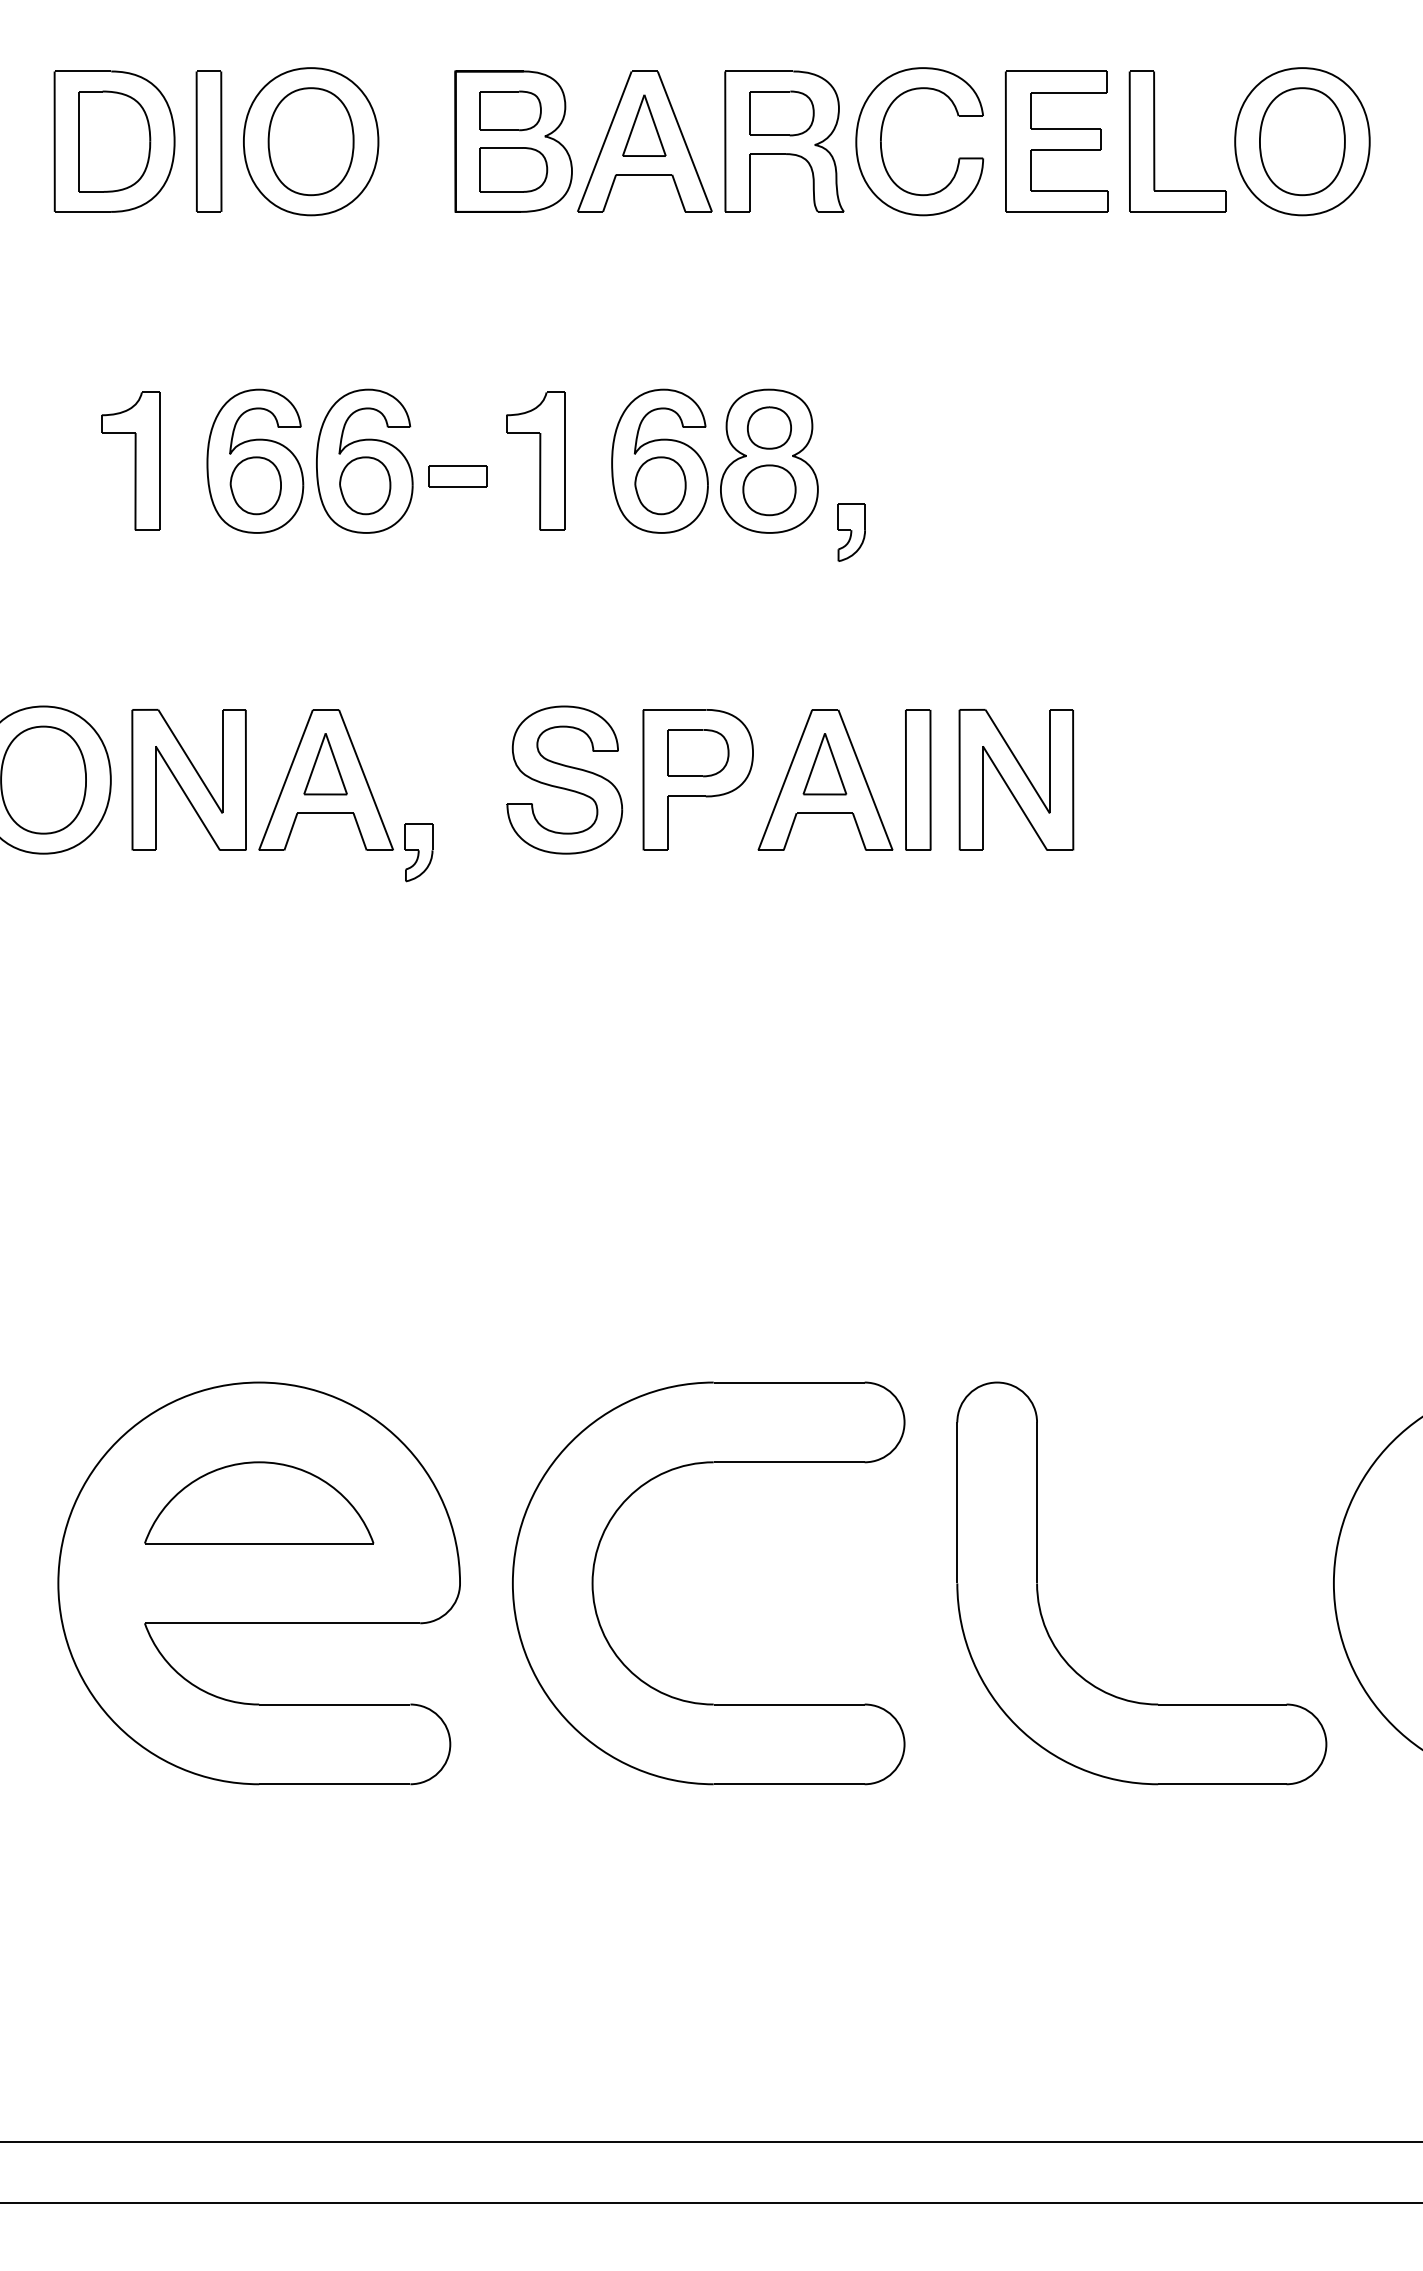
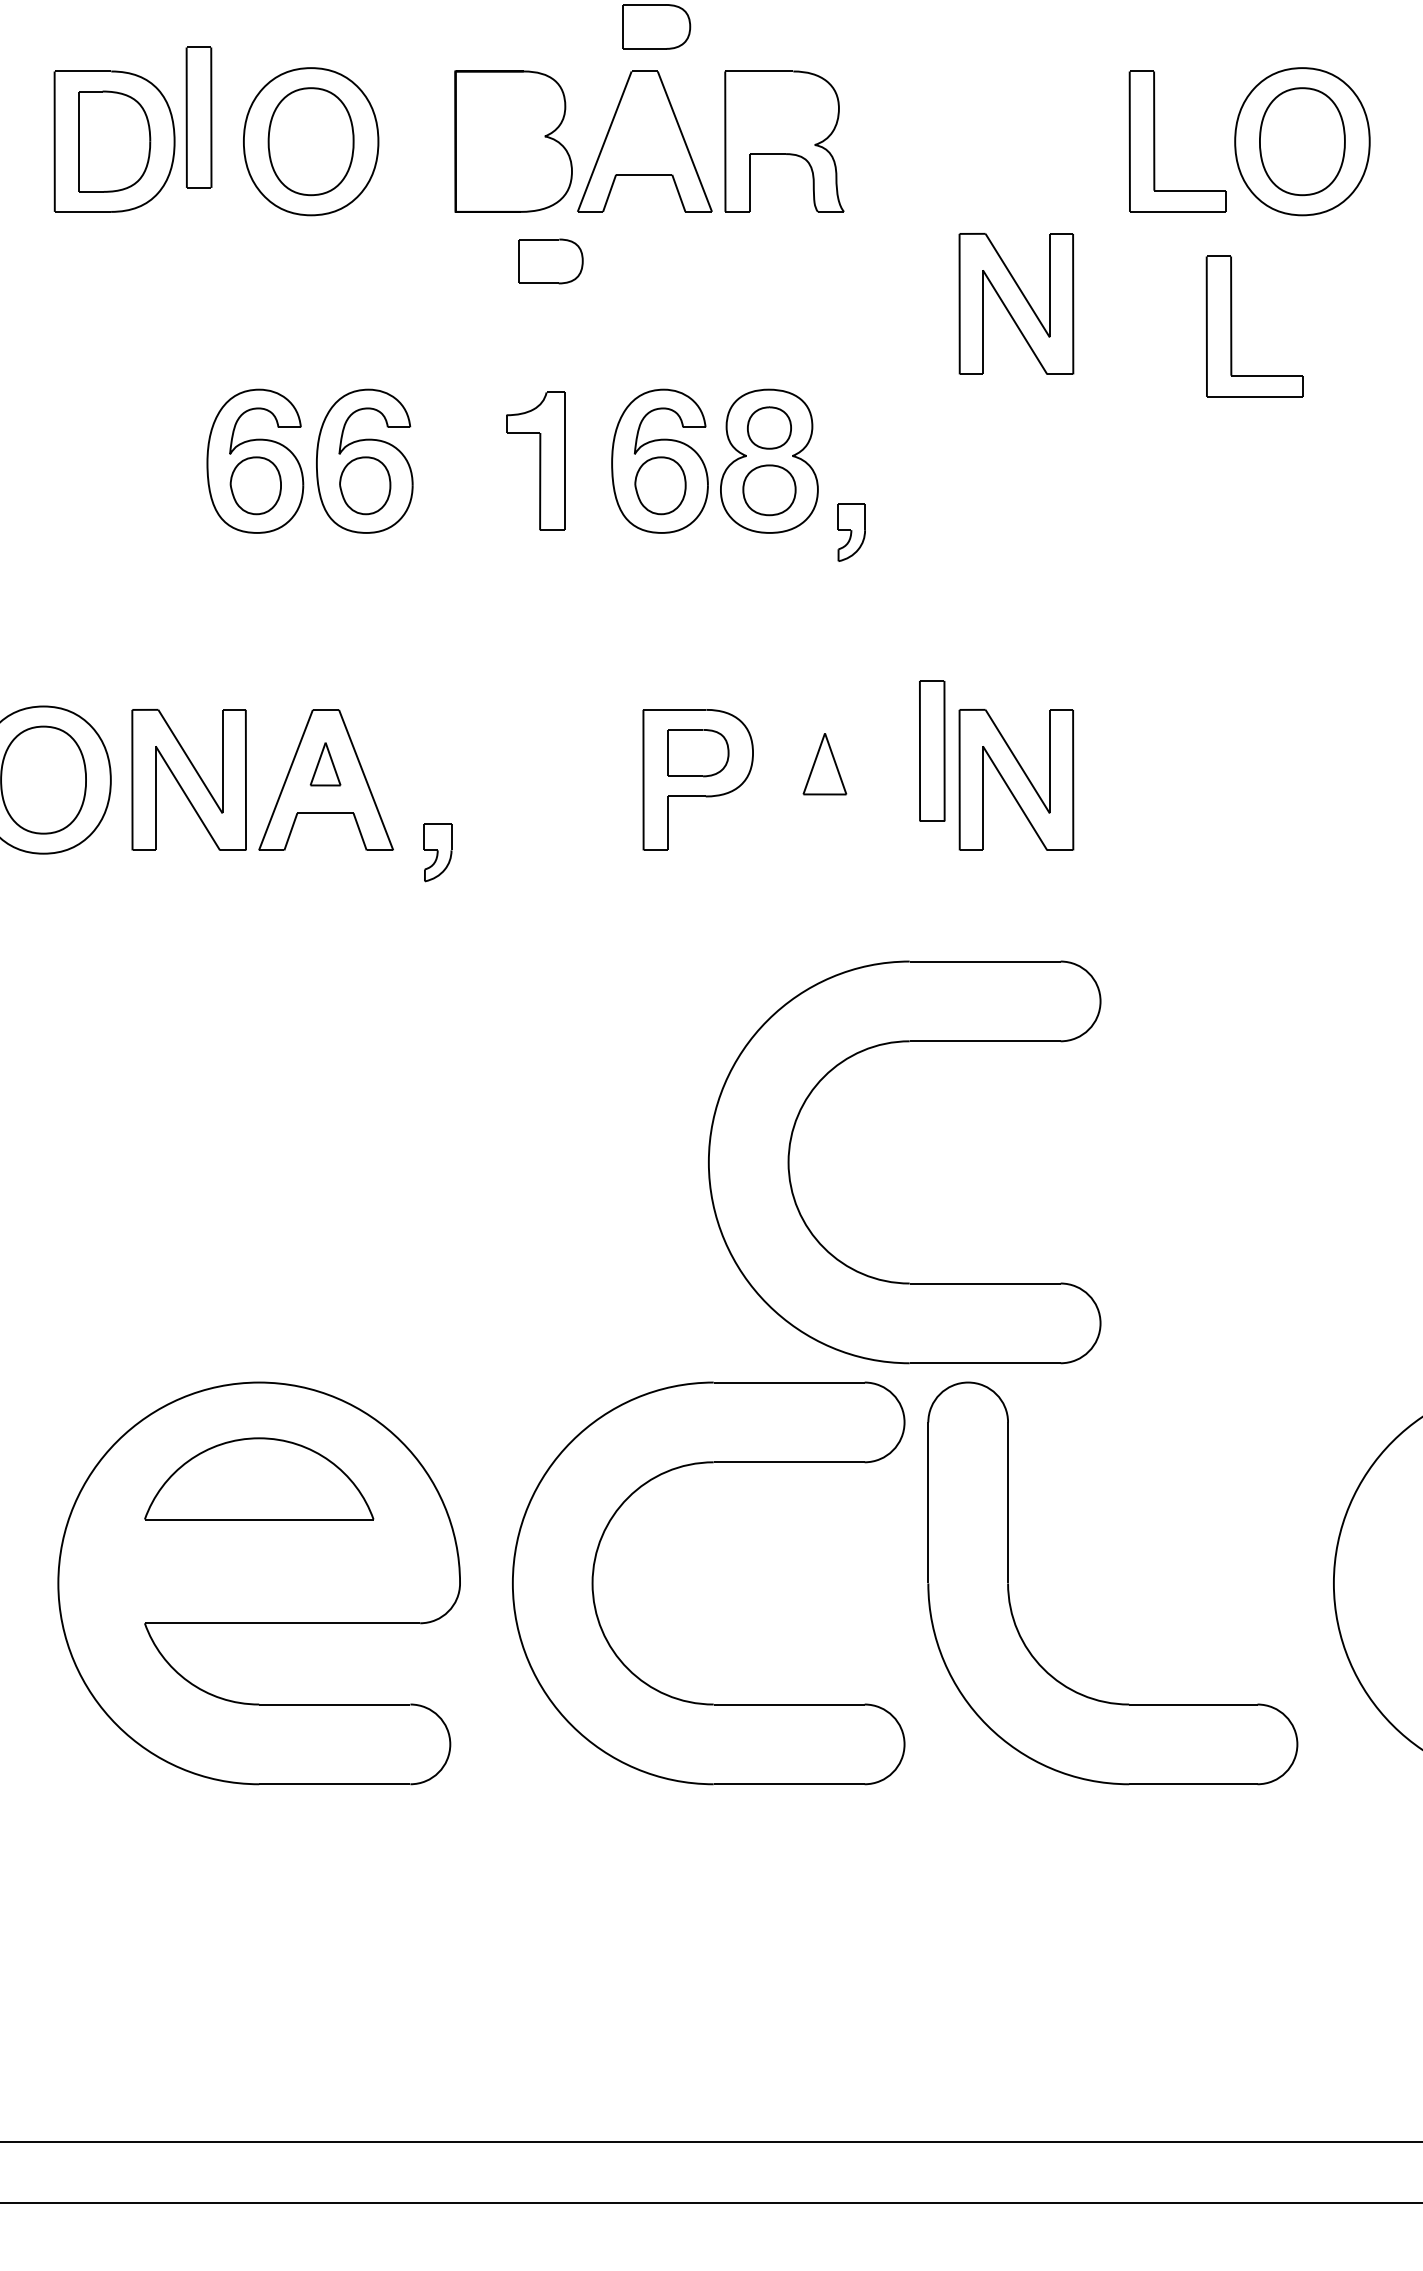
part: present -> none (510, 110)
part position: (781, 113) -> (550, 261) (550, 261)
part: present -> none (644, 125)
part: present -> none (882, 134)
part position: (208, 141) -> (198, 117) (198, 117)
part: present -> none (1056, 141)
part position: (513, 169) -> (656, 26) (656, 26)
part: none -> present (1016, 303)
part: none -> present (1232, 326)
part: present -> none (130, 460)
part: present -> none (457, 476)
part size: 45x63 px -> 33x45 px (325, 764)
part: present -> none (564, 779)
part: present -> none (825, 779)
part position: (918, 779) -> (932, 750) (932, 750)
part position: (418, 852) -> (437, 852) (437, 852)
part: none -> present (790, 1151)
part position: (259, 1502) -> (259, 1478) (259, 1478)
part position: (1038, 1588) -> (1009, 1588) (1009, 1588)
